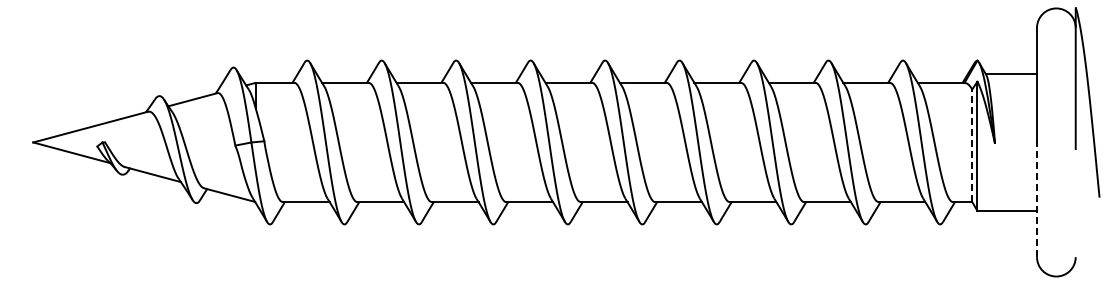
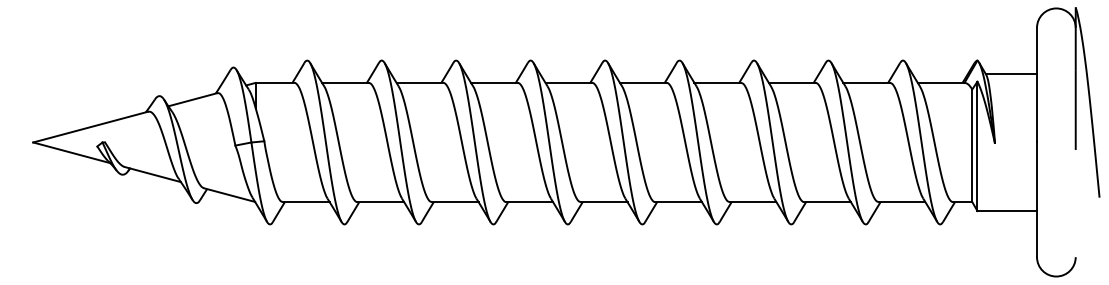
line: dashed -> solid (972, 145)
line: dashed -> solid (1037, 199)
